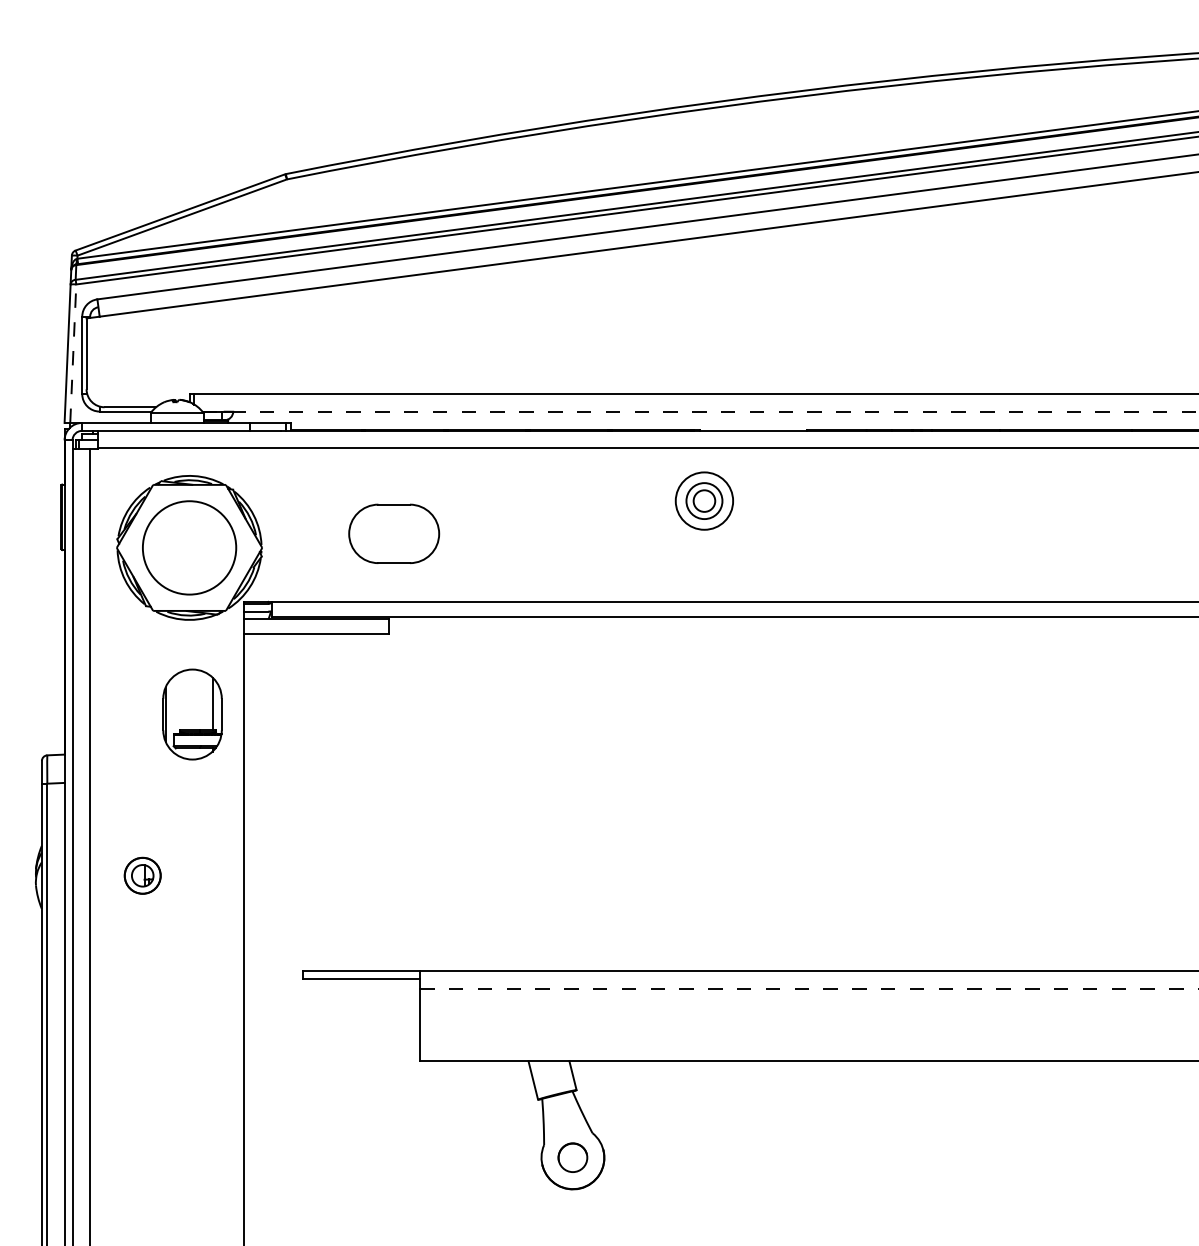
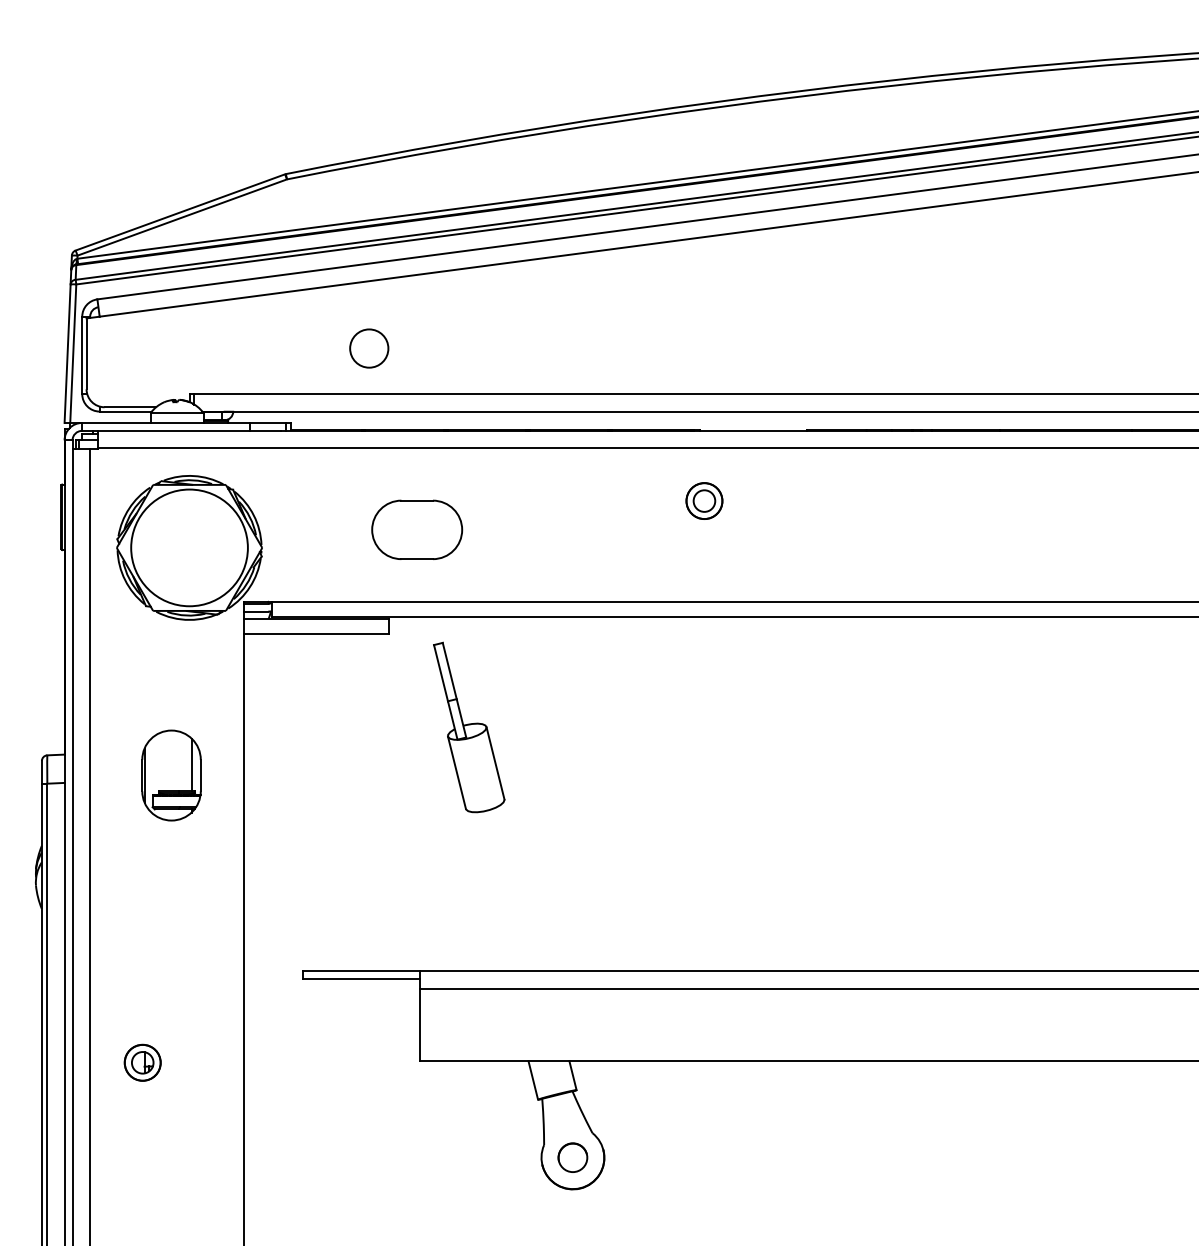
circle: none -> present (369, 348)
line: dashed -> solid (73, 353)
line: dashed -> solid (701, 411)
circle diameter: 57 px -> 36 px (704, 501)
part position: (394, 533) -> (417, 529) (417, 529)
circle diameter: 93 px -> 117 px (189, 547)
part position: (192, 714) -> (171, 775) (171, 775)
part: none -> present (469, 727)
part position: (142, 875) -> (142, 1062) (142, 1062)
line: dashed -> solid (809, 988)
